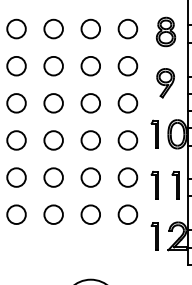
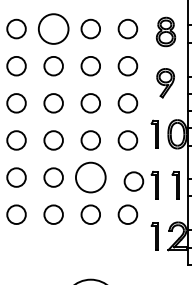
circle diameter: 19 px -> 30 px (53, 28)
circle diameter: 19 px -> 30 px (90, 177)
circle position: (127, 177) -> (133, 181) (133, 181)
